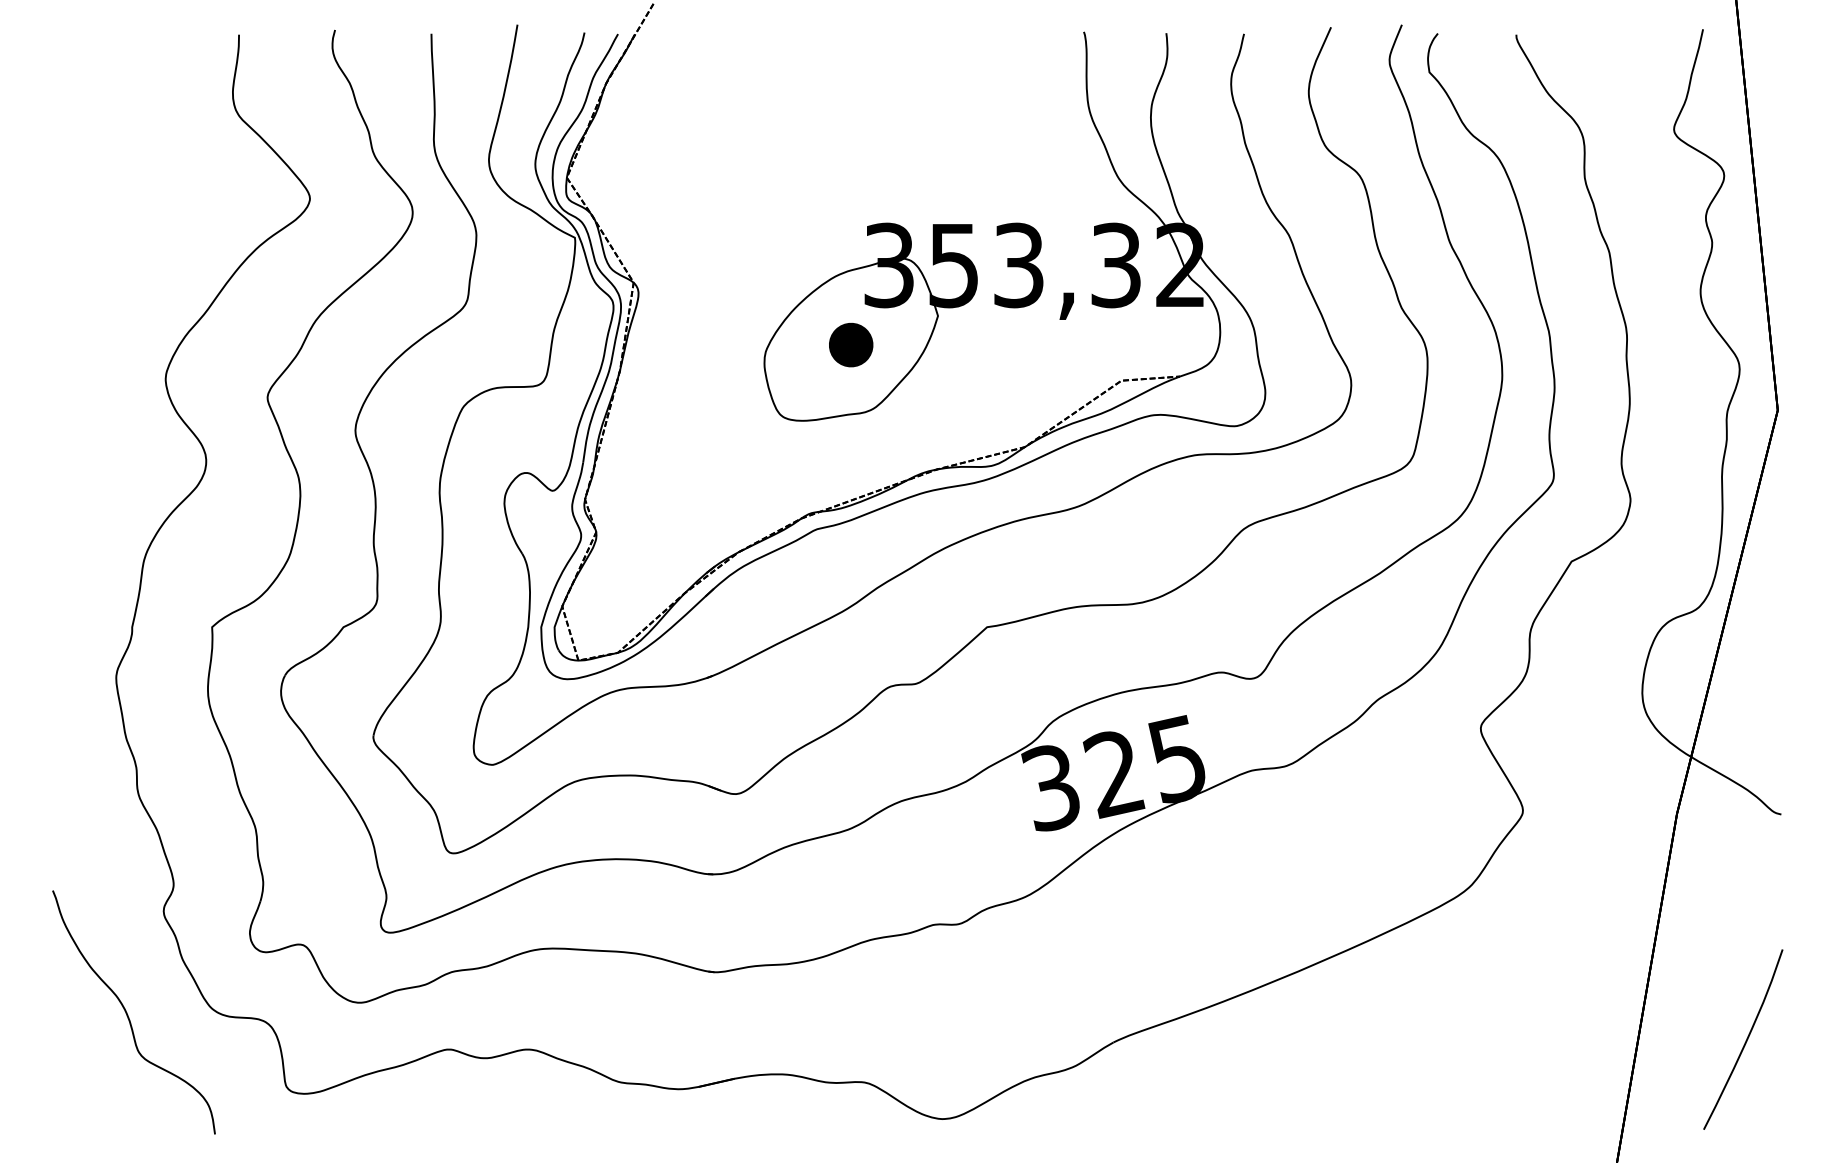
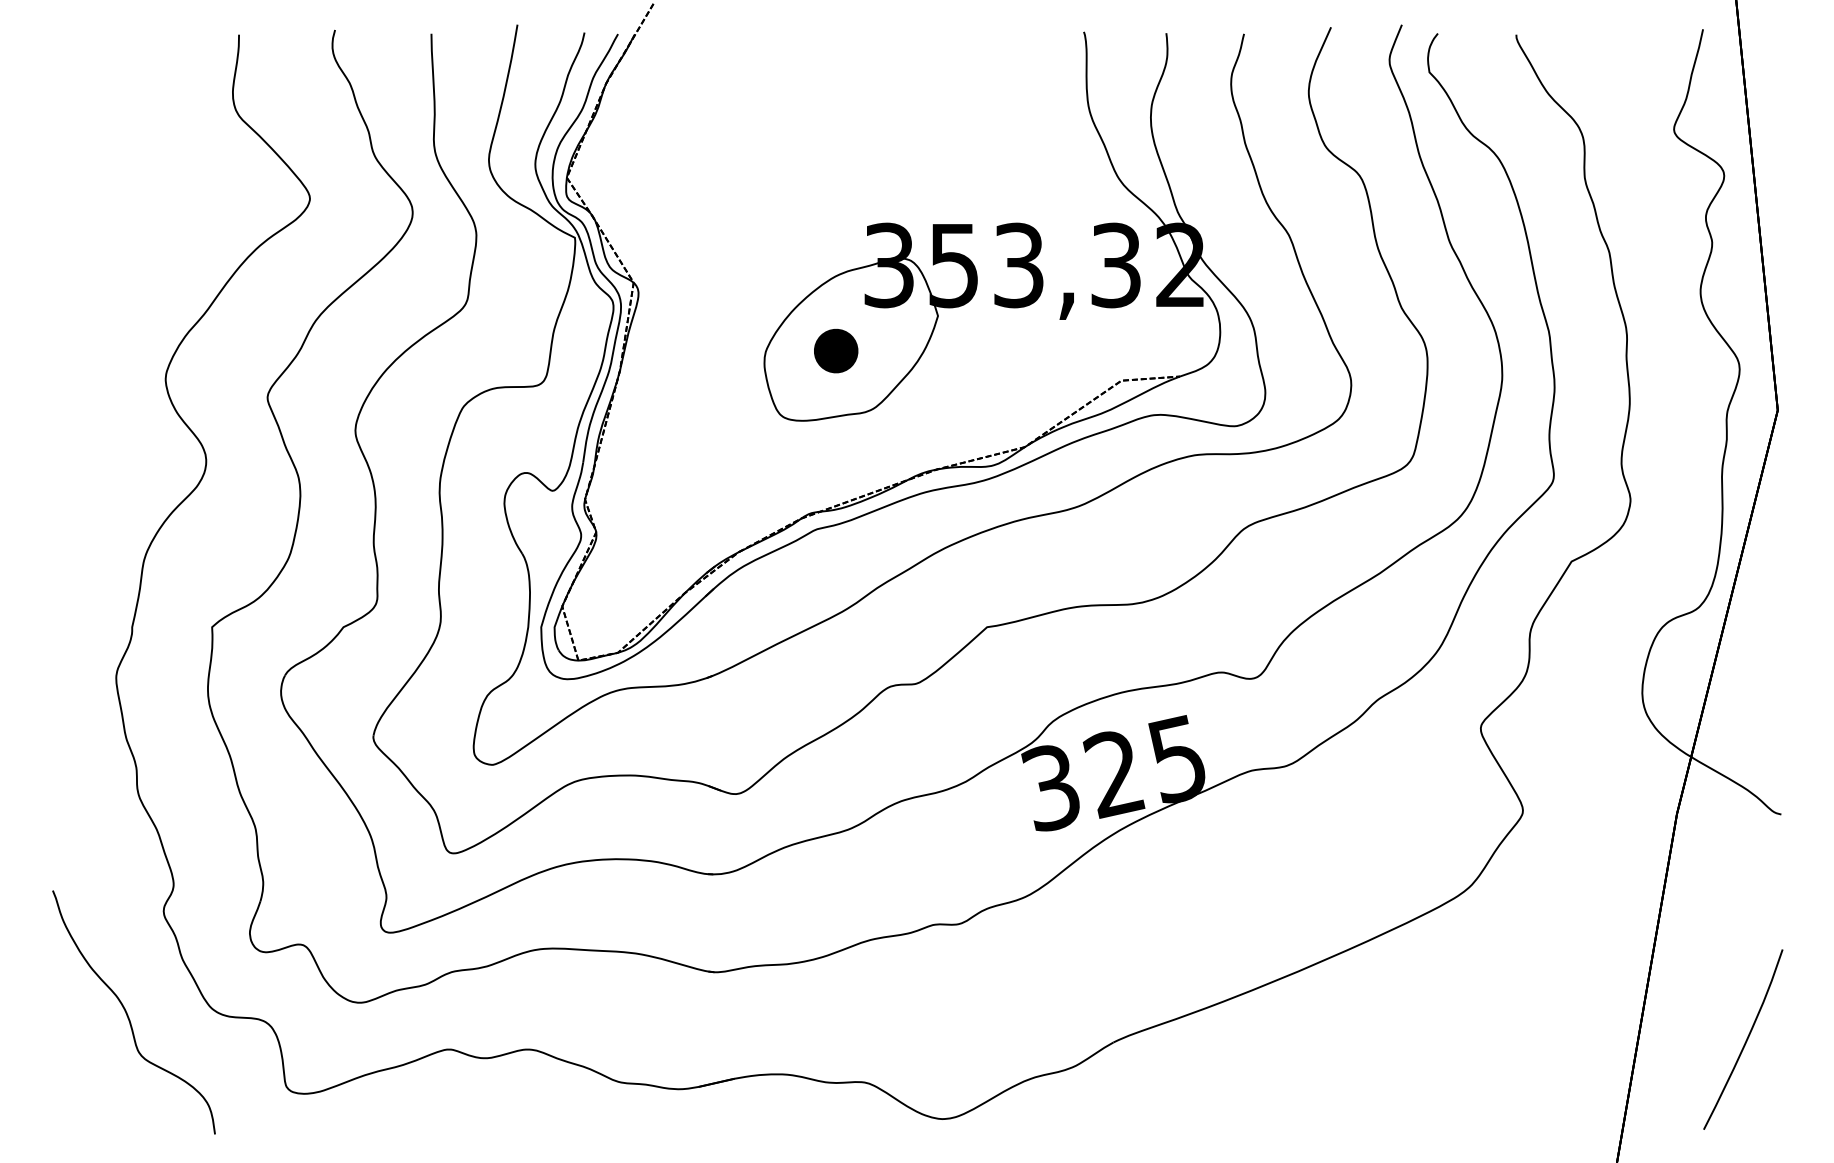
part position: (851, 344) -> (836, 350) (836, 350)
